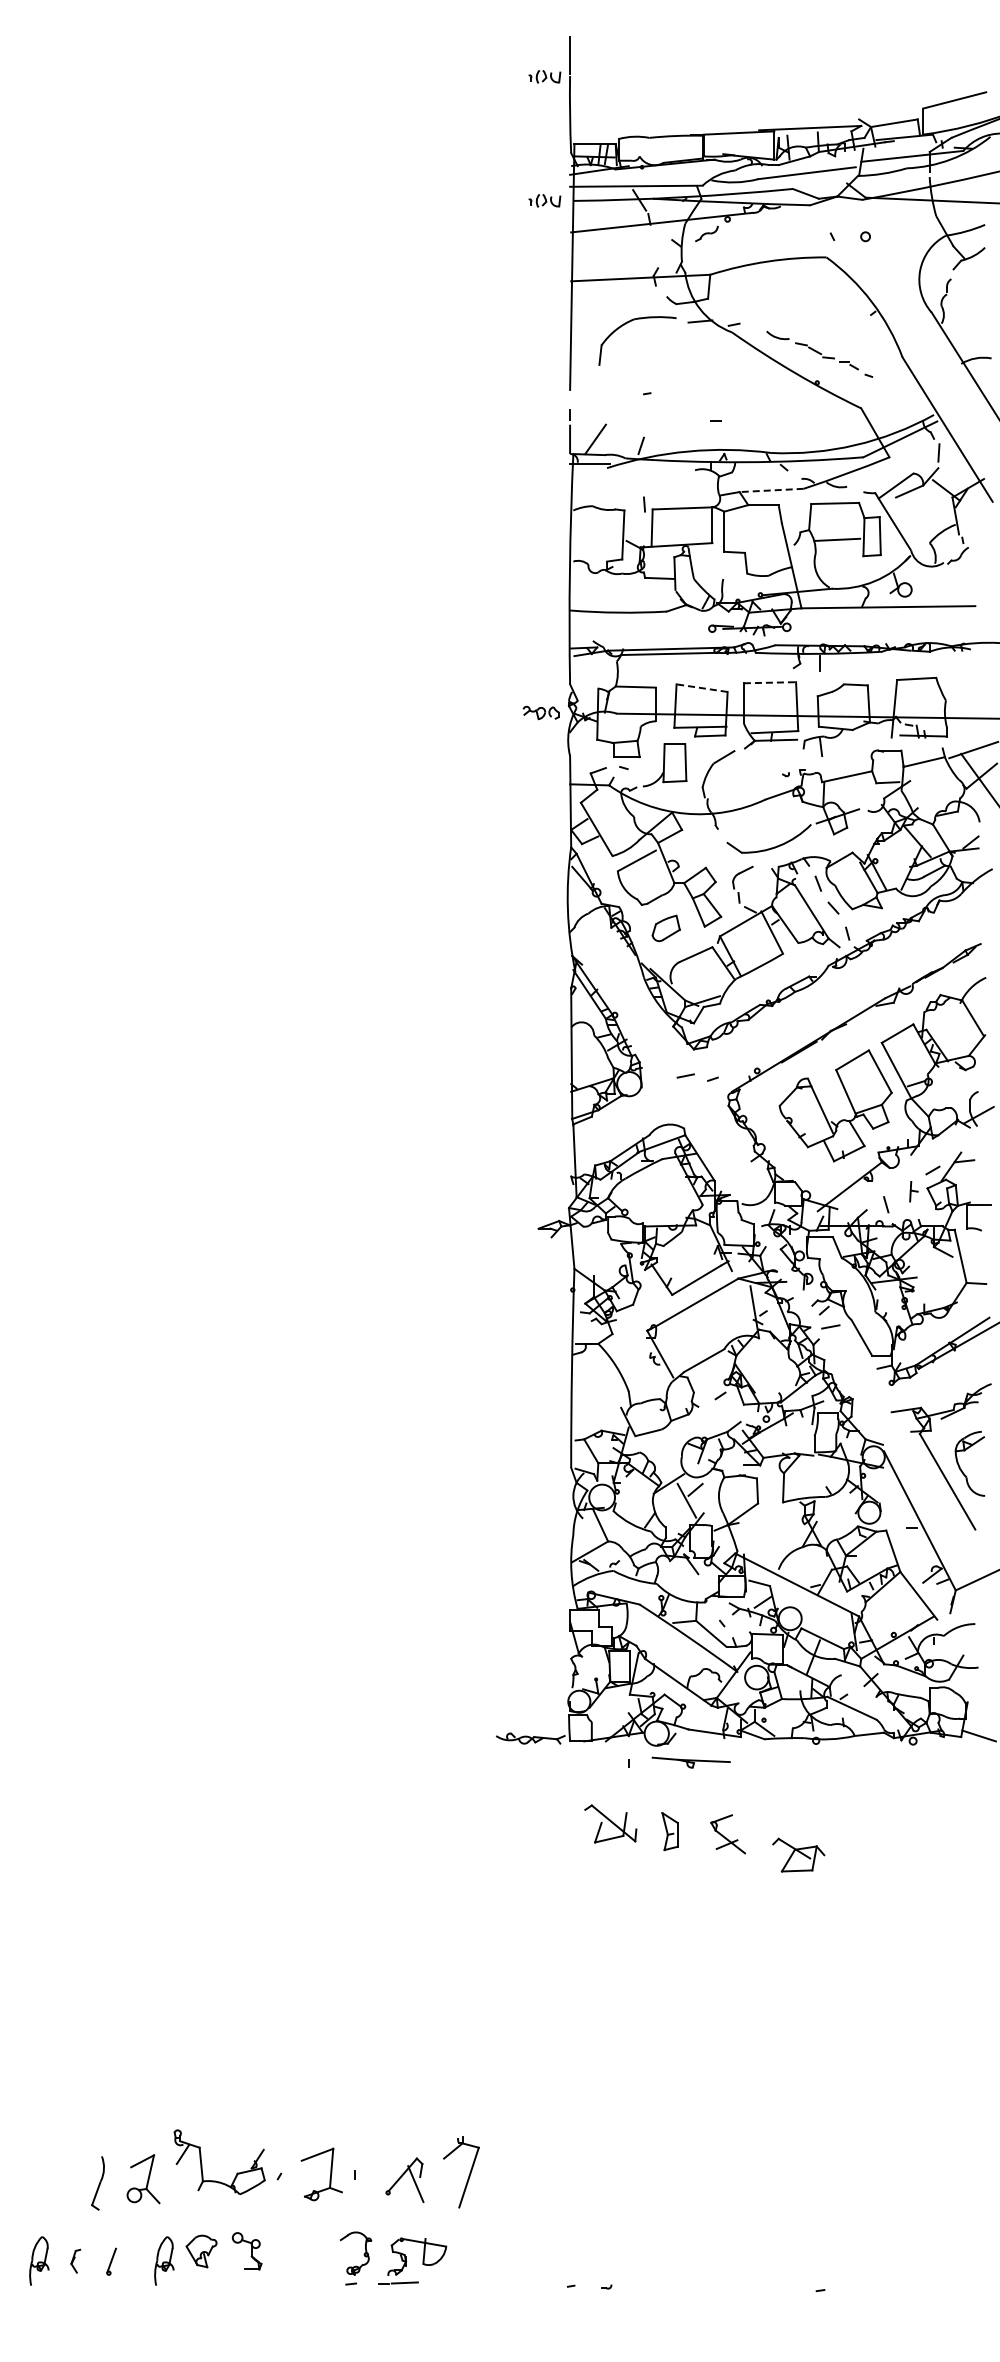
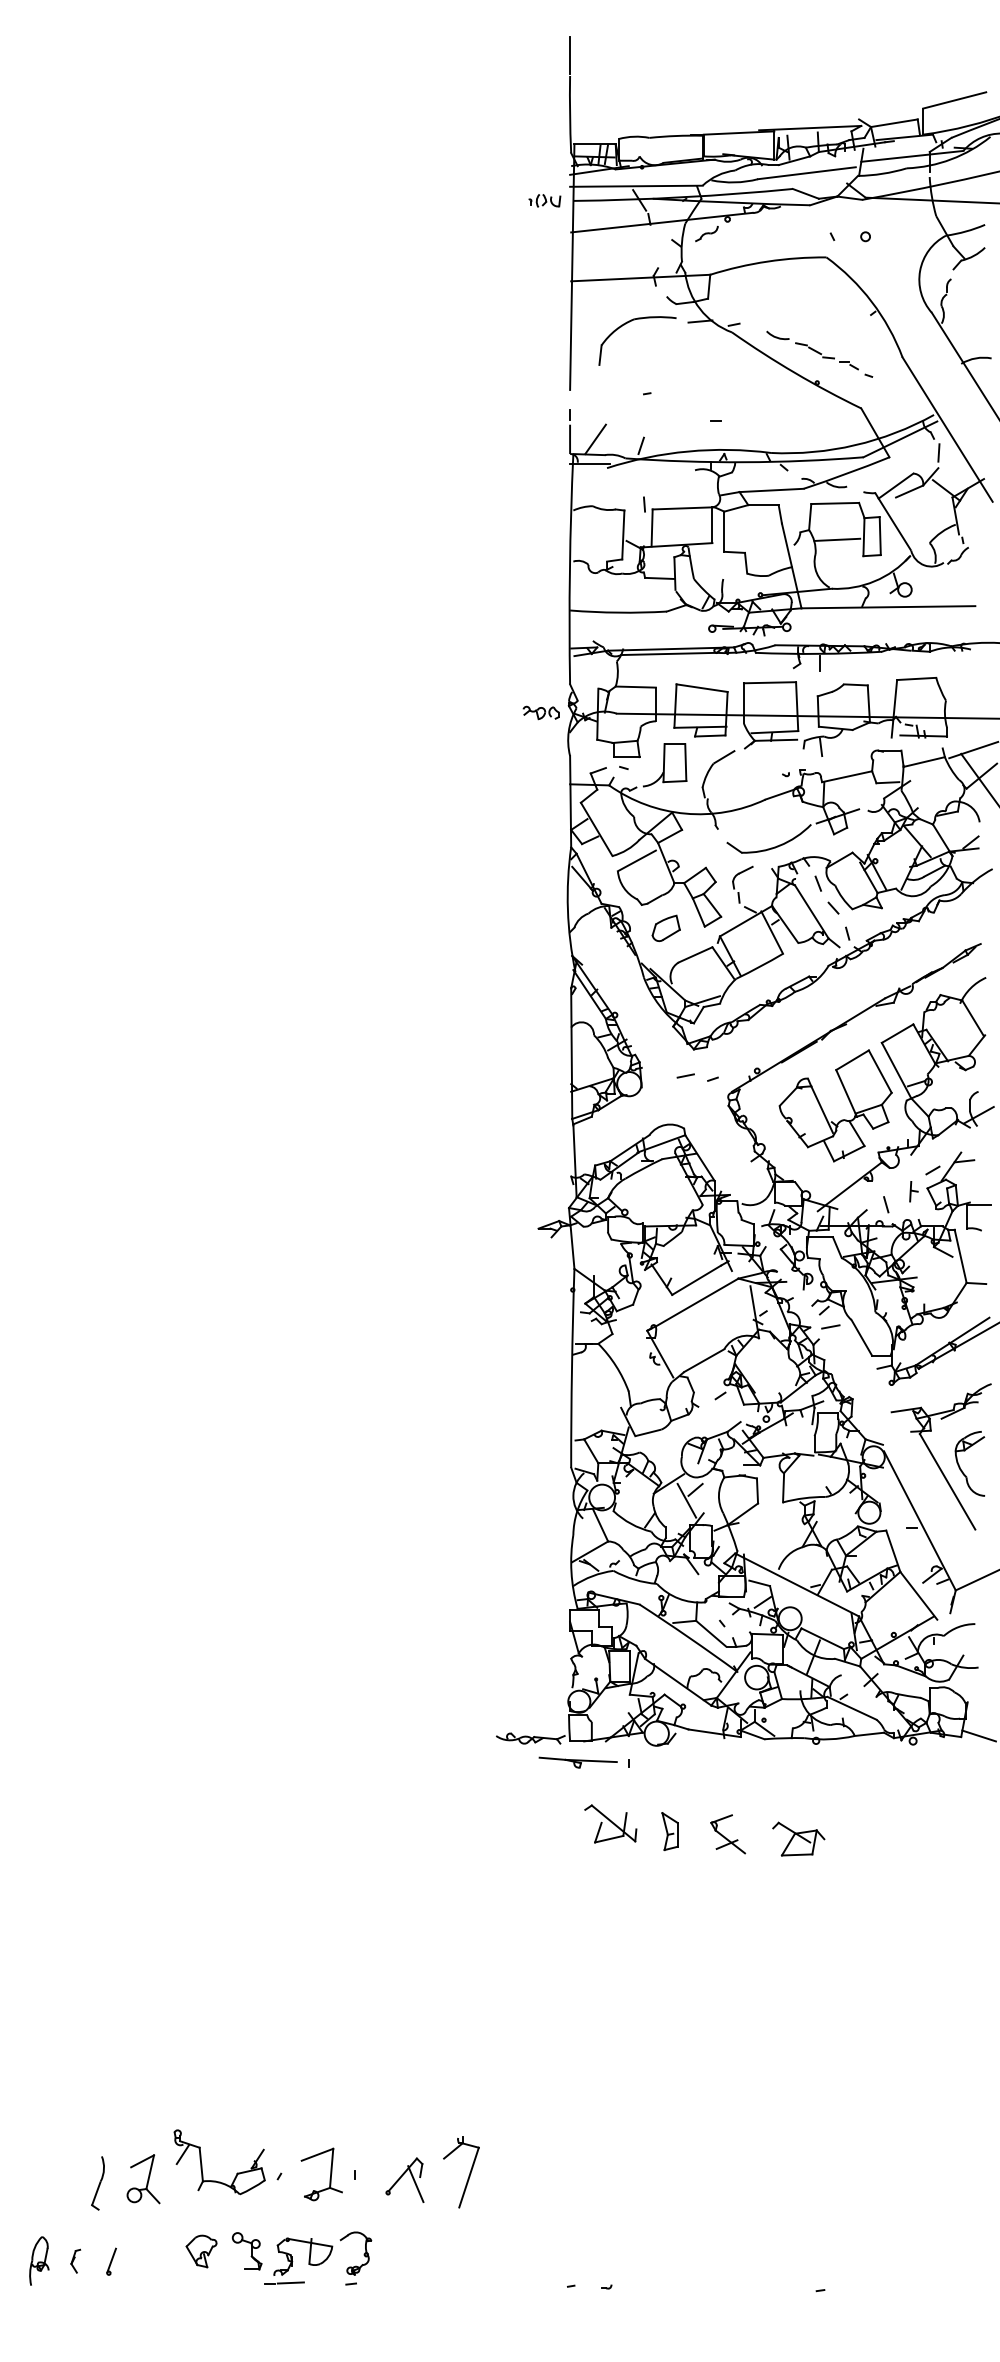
part: present -> none (544, 76)
line: dashed -> solid (771, 490)
line: dashed -> solid (770, 682)
line: dashed -> solid (702, 688)
part position: (690, 1762) -> (577, 1762) (577, 1762)
part position: (798, 1854) -> (798, 1838) (798, 1838)
part: present -> none (164, 2260)
part position: (412, 2260) -> (298, 2260) (298, 2260)
